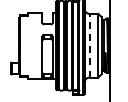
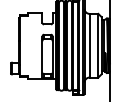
line: dashed -> solid (89, 45)
